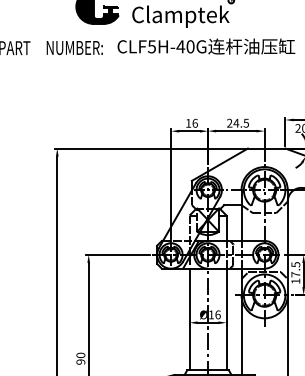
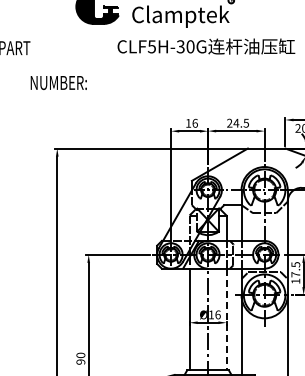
text: CLF5H-40G -> CLF5H-30G (180, 46)
text position: (74, 47) -> (58, 82) (58, 82)
line: solid -> dashed (226, 319)
